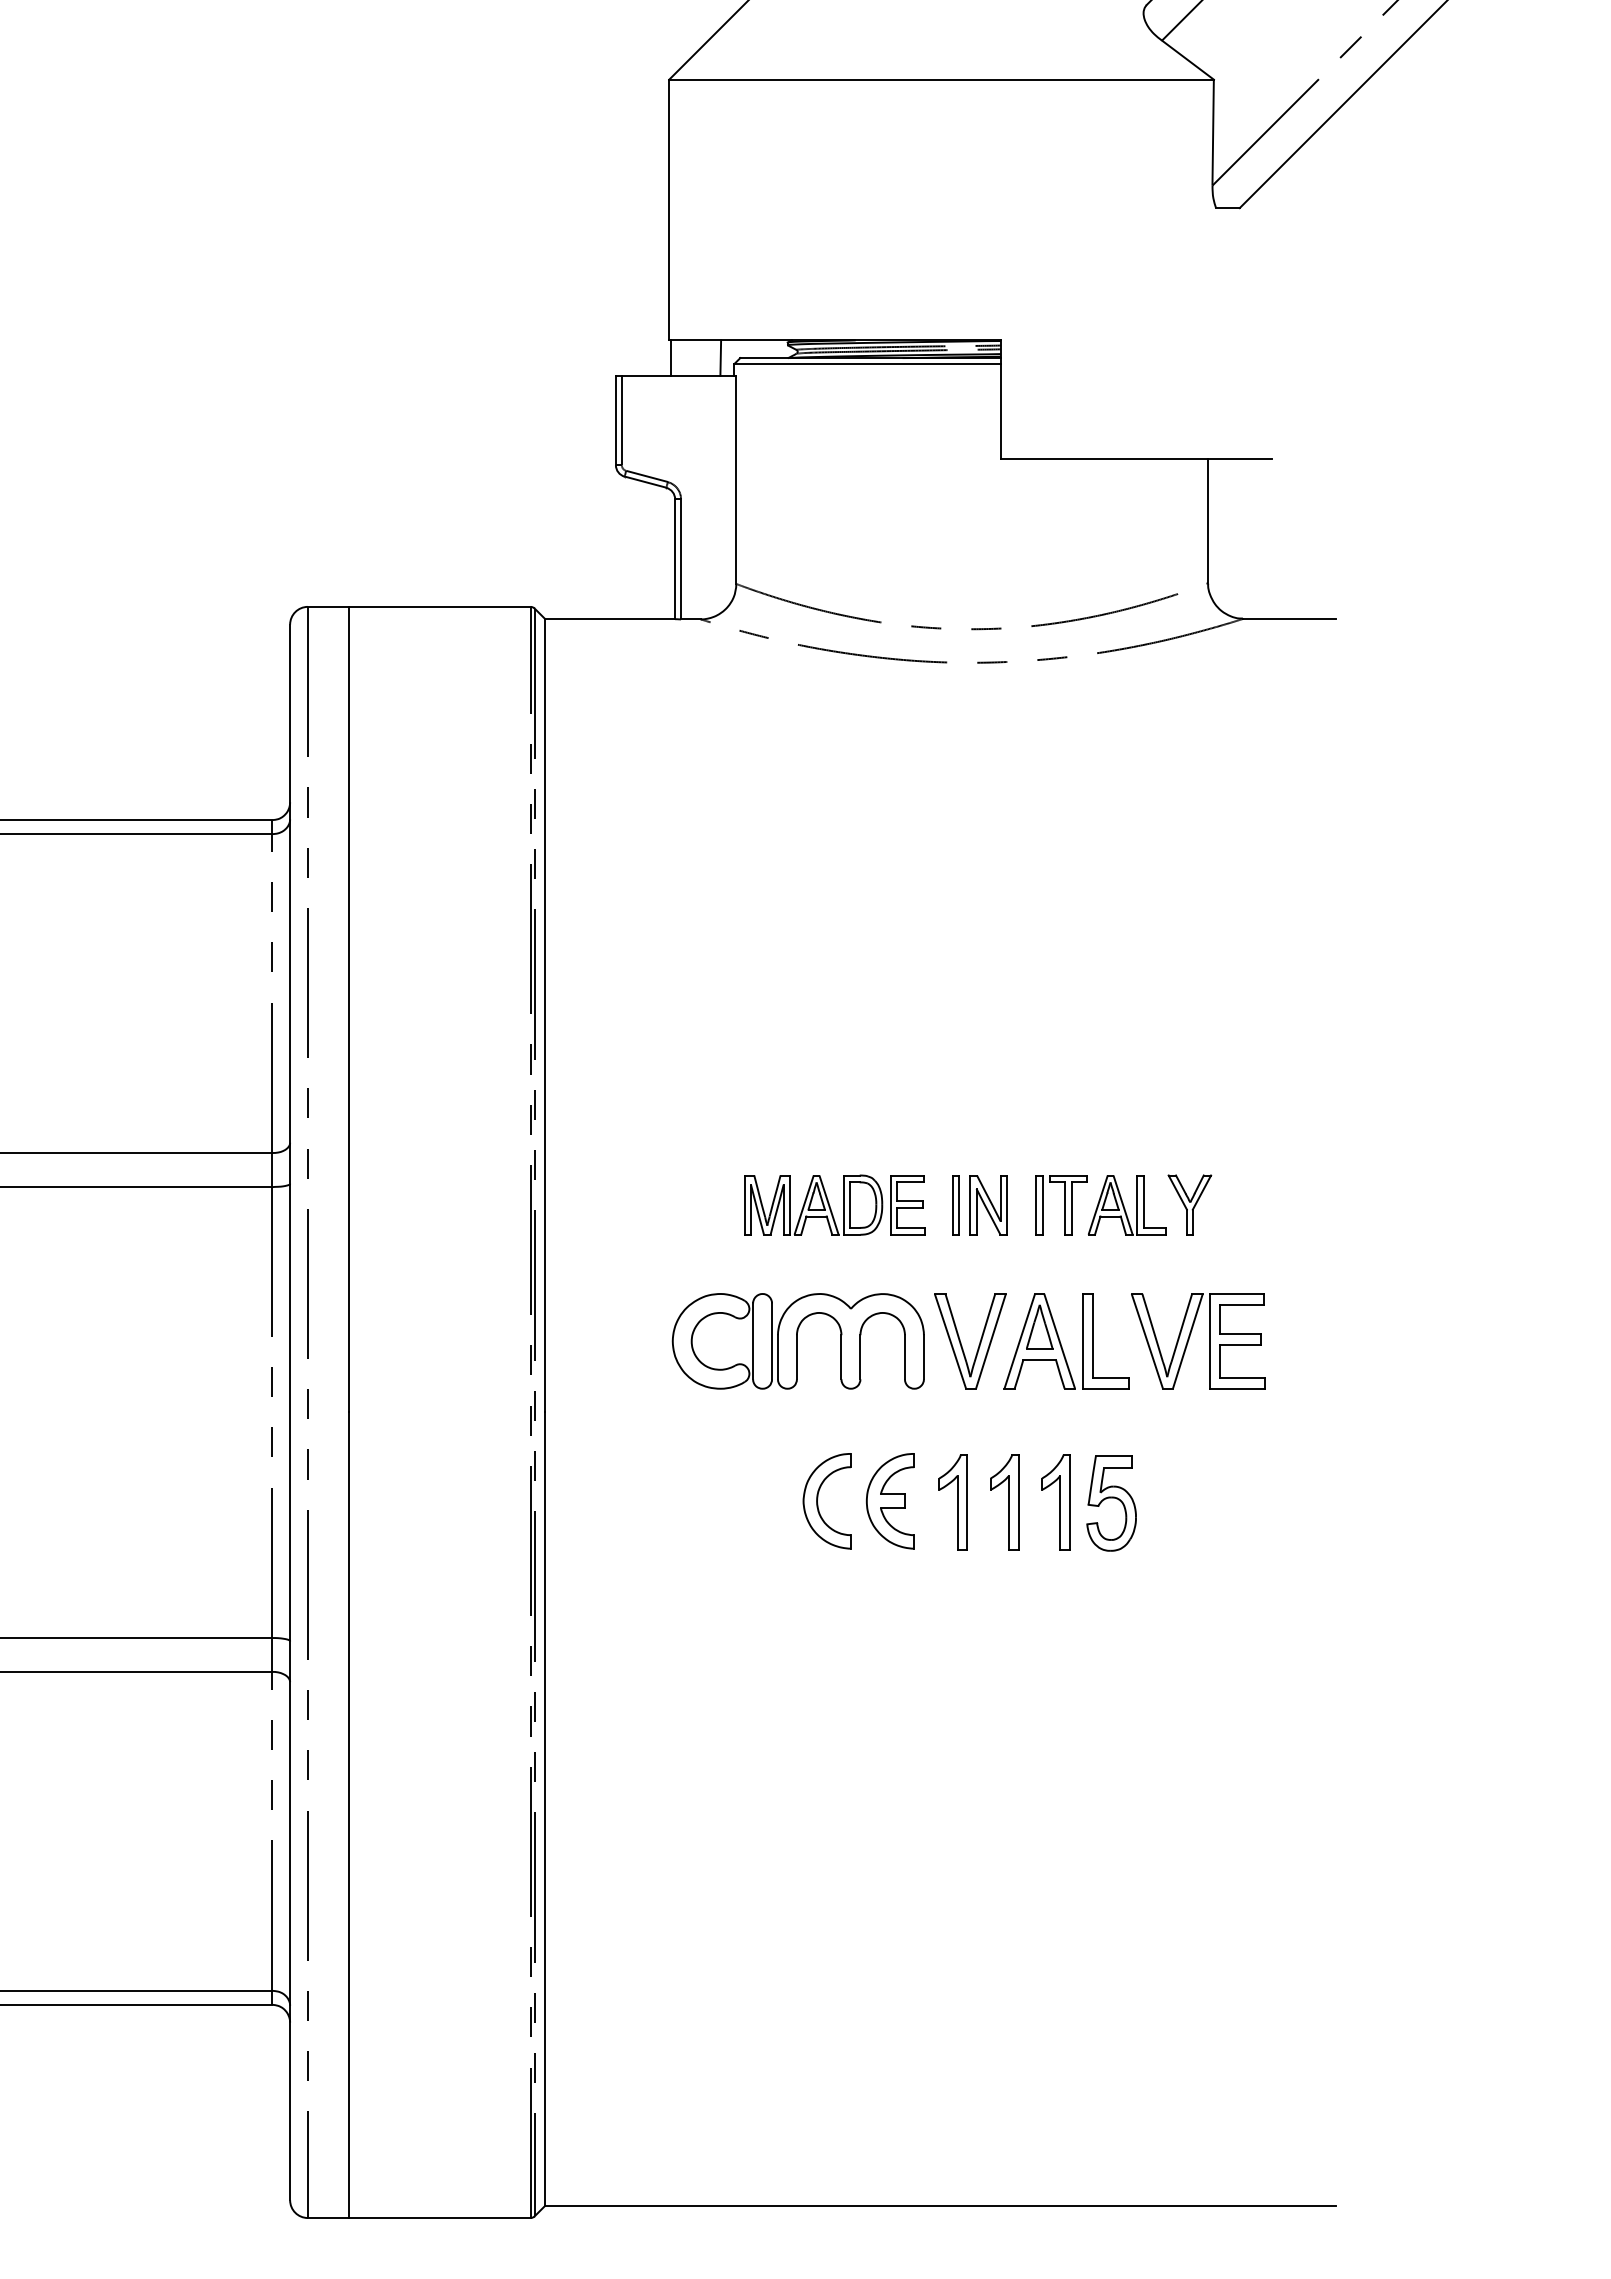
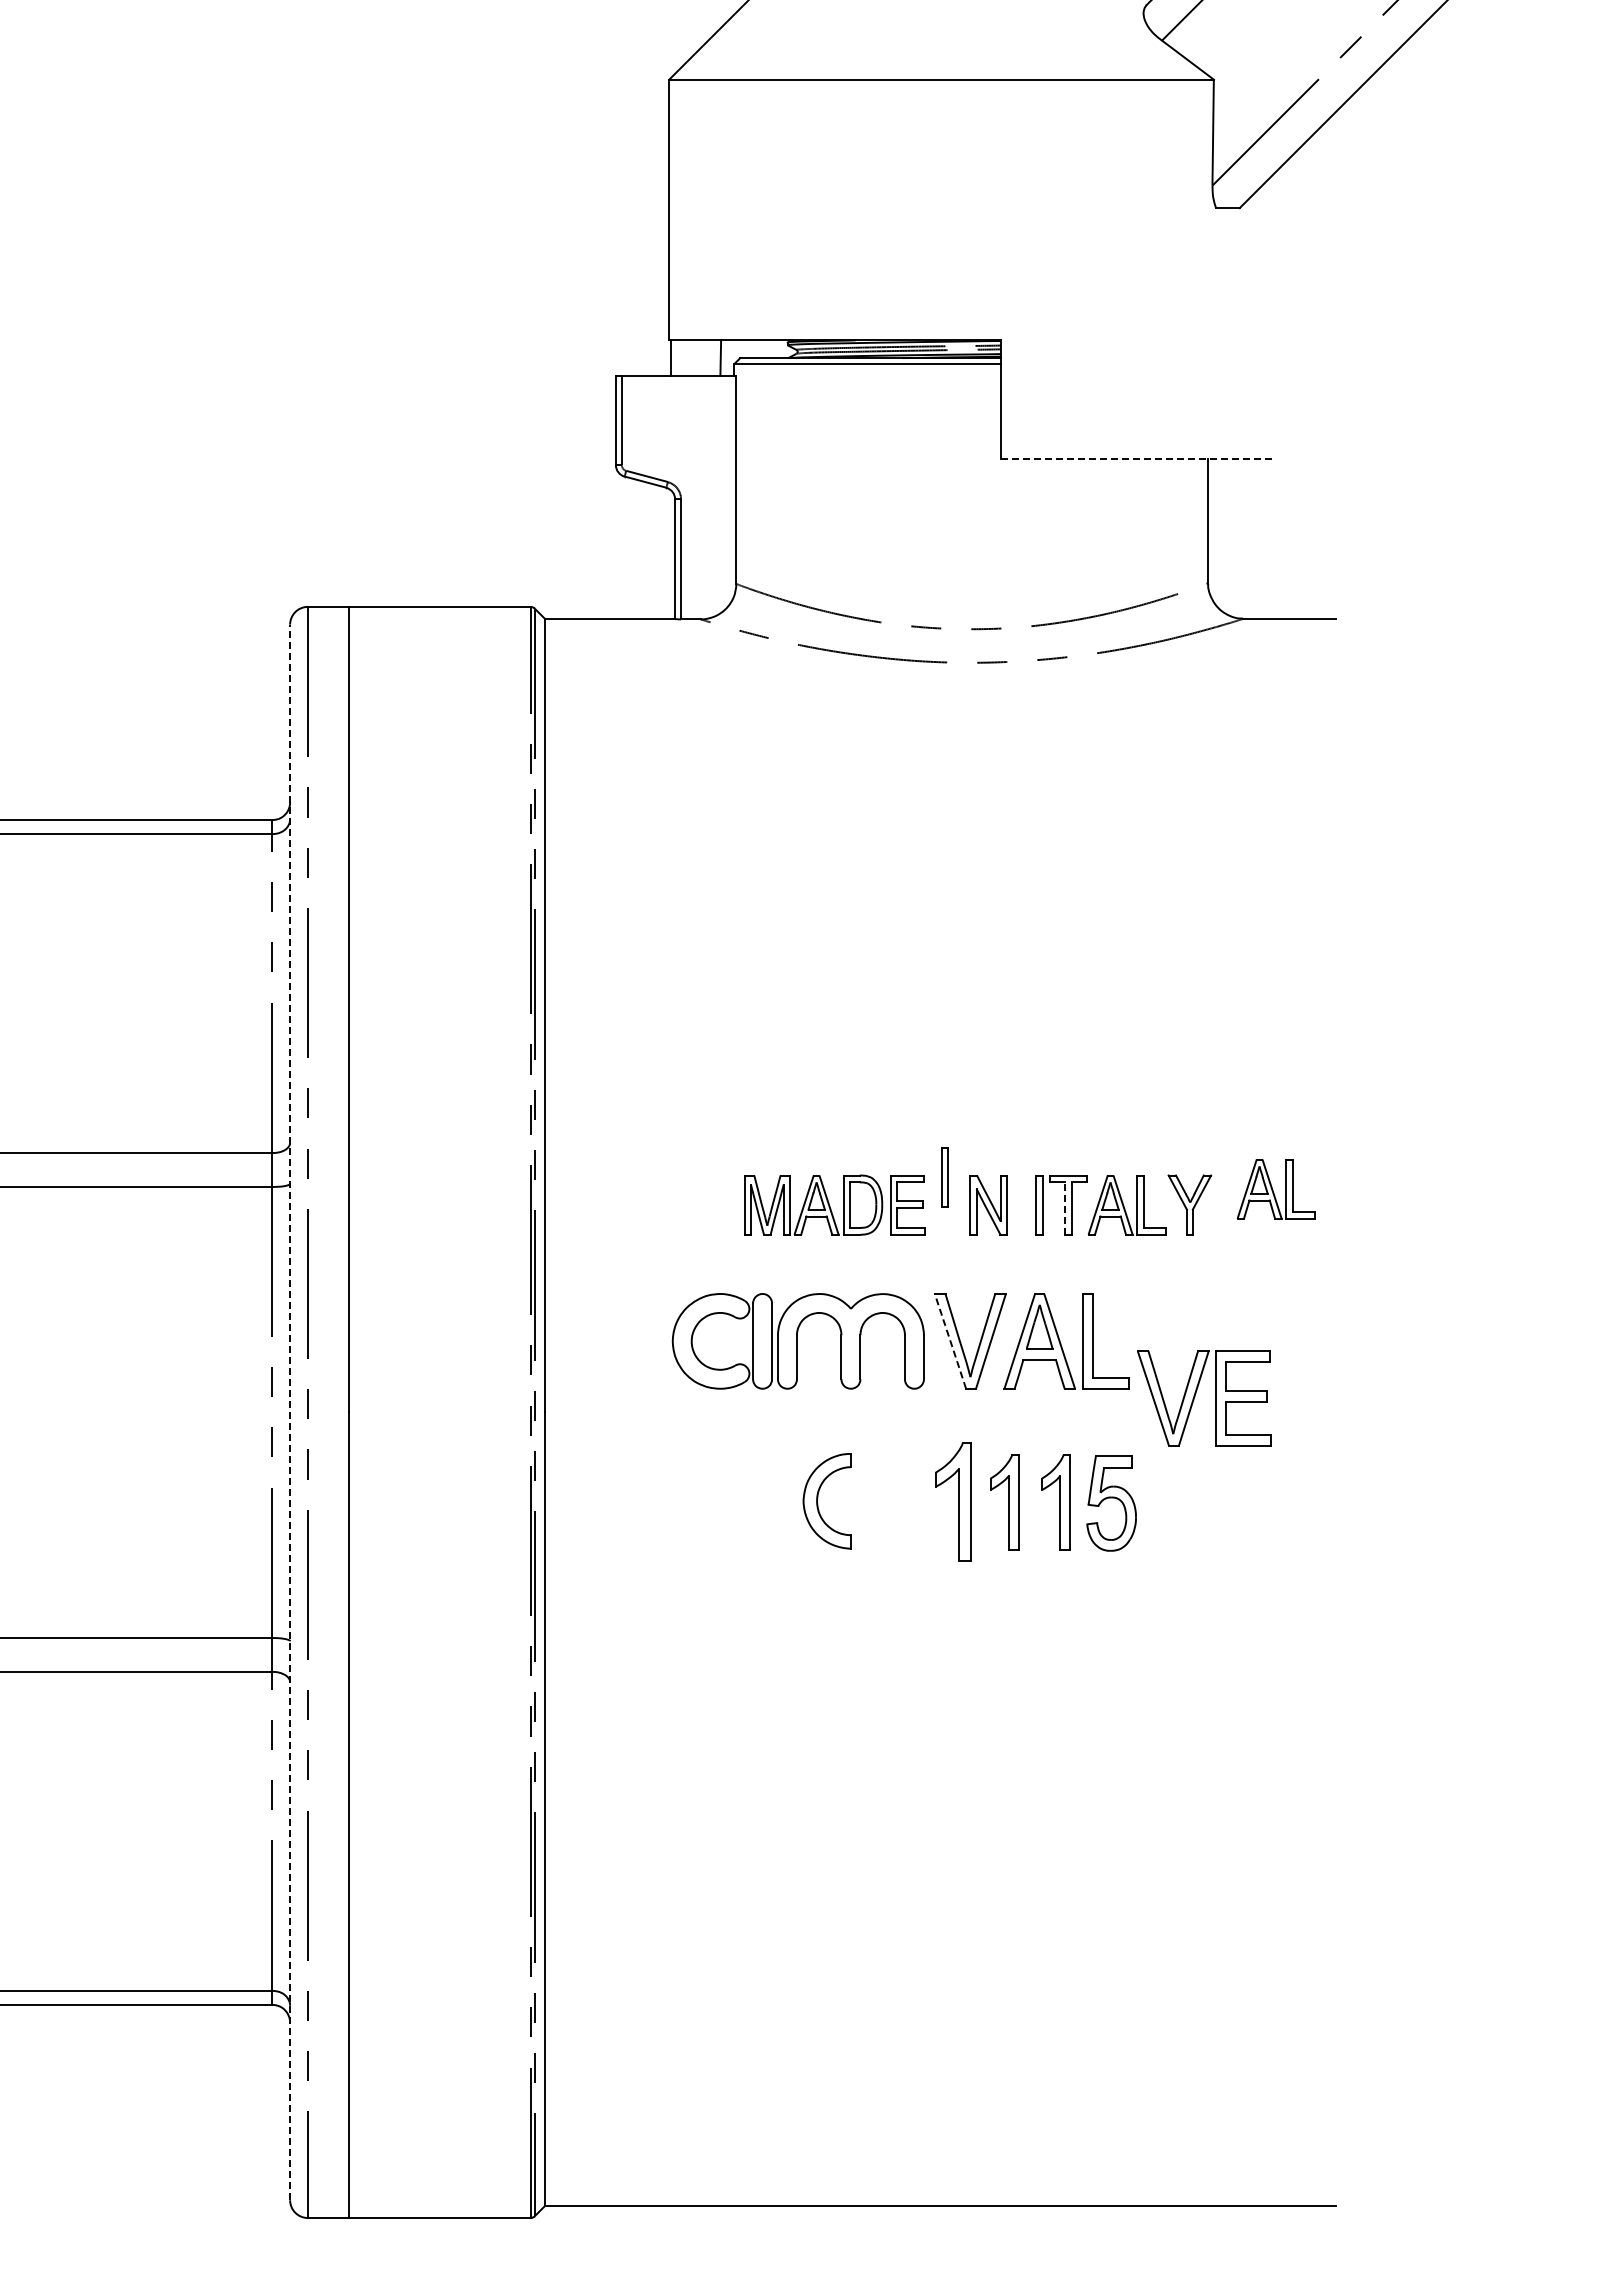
line: solid -> dashed (1136, 458)
part: none -> present (1275, 1189)
part position: (955, 1205) -> (944, 1177) (944, 1177)
line: solid -> dashed (1065, 1208)
part position: (1189, 1340) -> (1195, 1397) (1195, 1397)
line: solid -> dashed (950, 1341)
line: solid -> dashed (290, 1412)
part: present -> none (889, 1501)
part size: 30x97 px -> 37x120 px (953, 1501)
